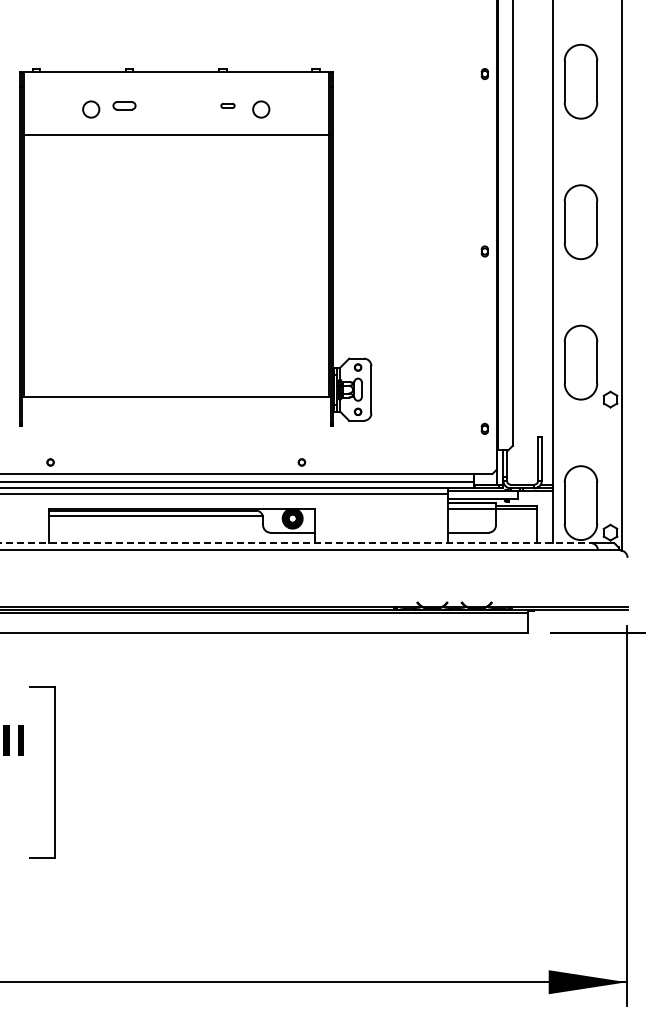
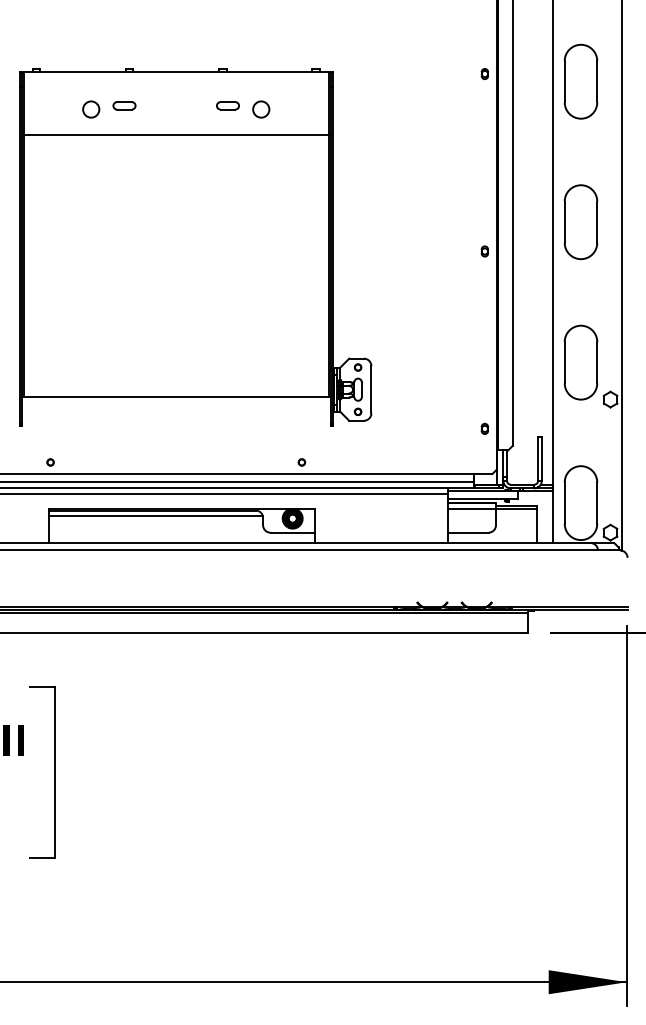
part size: 16x6 px -> 24x10 px (227, 105)
line: dashed -> solid (295, 543)
